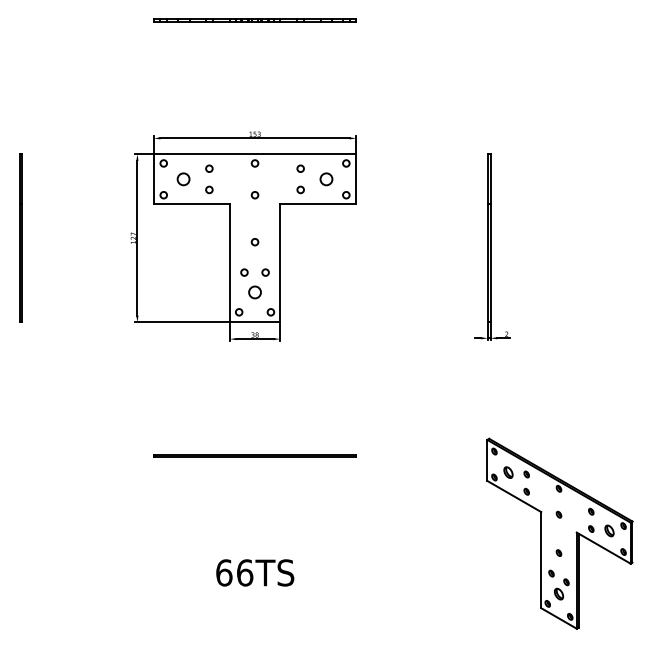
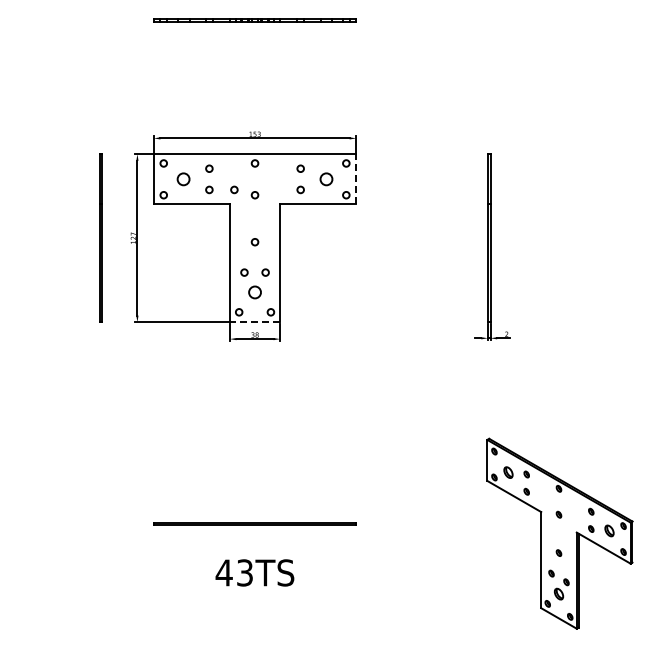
line: solid -> dashed (356, 178)
circle: none -> present (234, 189)
line position: (20, 237) -> (100, 237) (100, 237)
line: solid -> dashed (254, 322)
line position: (254, 455) -> (254, 523) (254, 523)
text: 66TS -> 43TS (234, 572)
